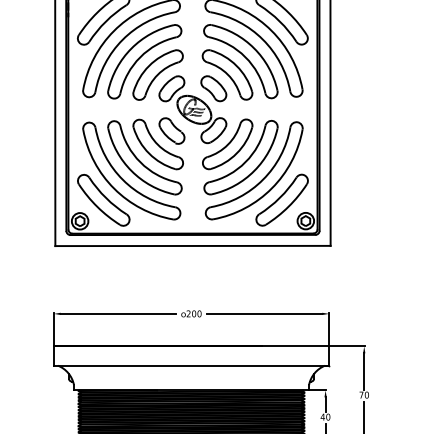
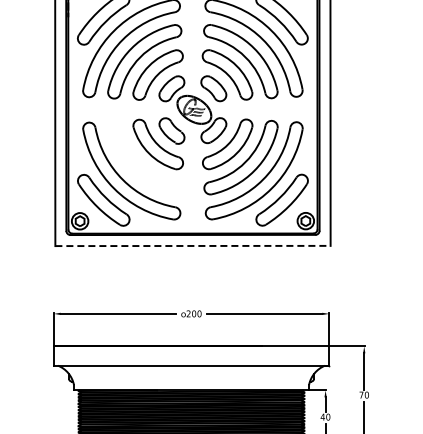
part: present -> none (144, 157)
line: solid -> dashed (192, 245)
